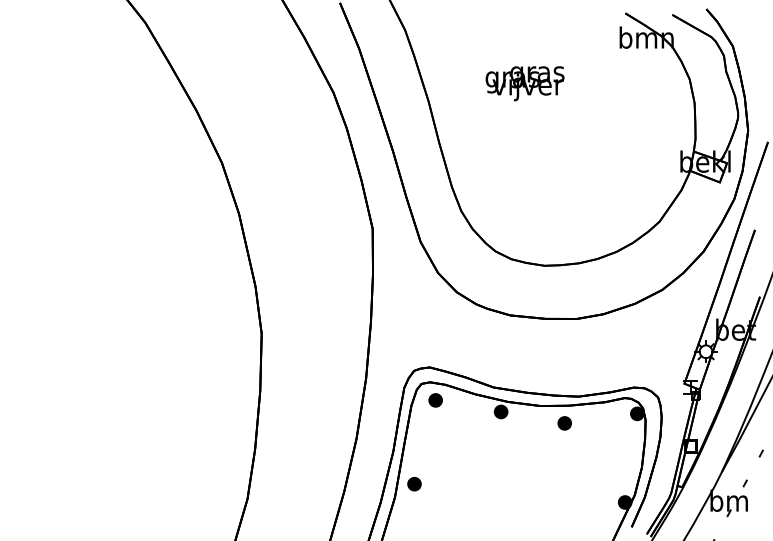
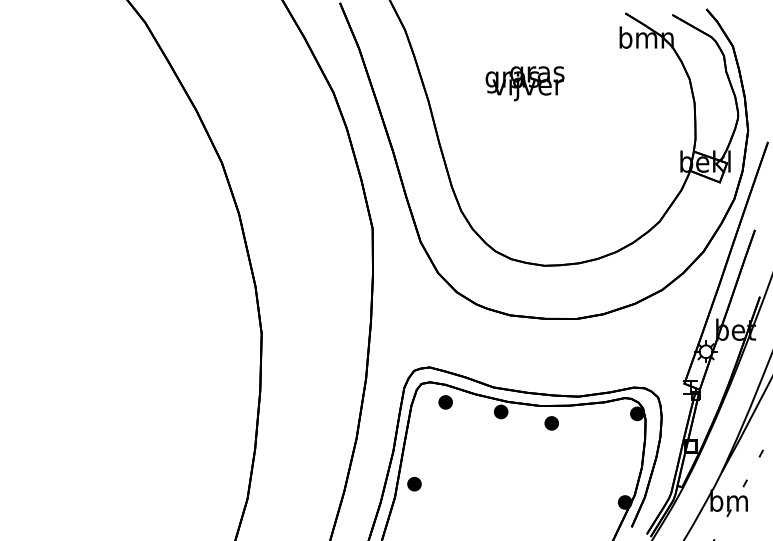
part position: (435, 400) -> (445, 402) (445, 402)
part position: (564, 423) -> (551, 423) (551, 423)
